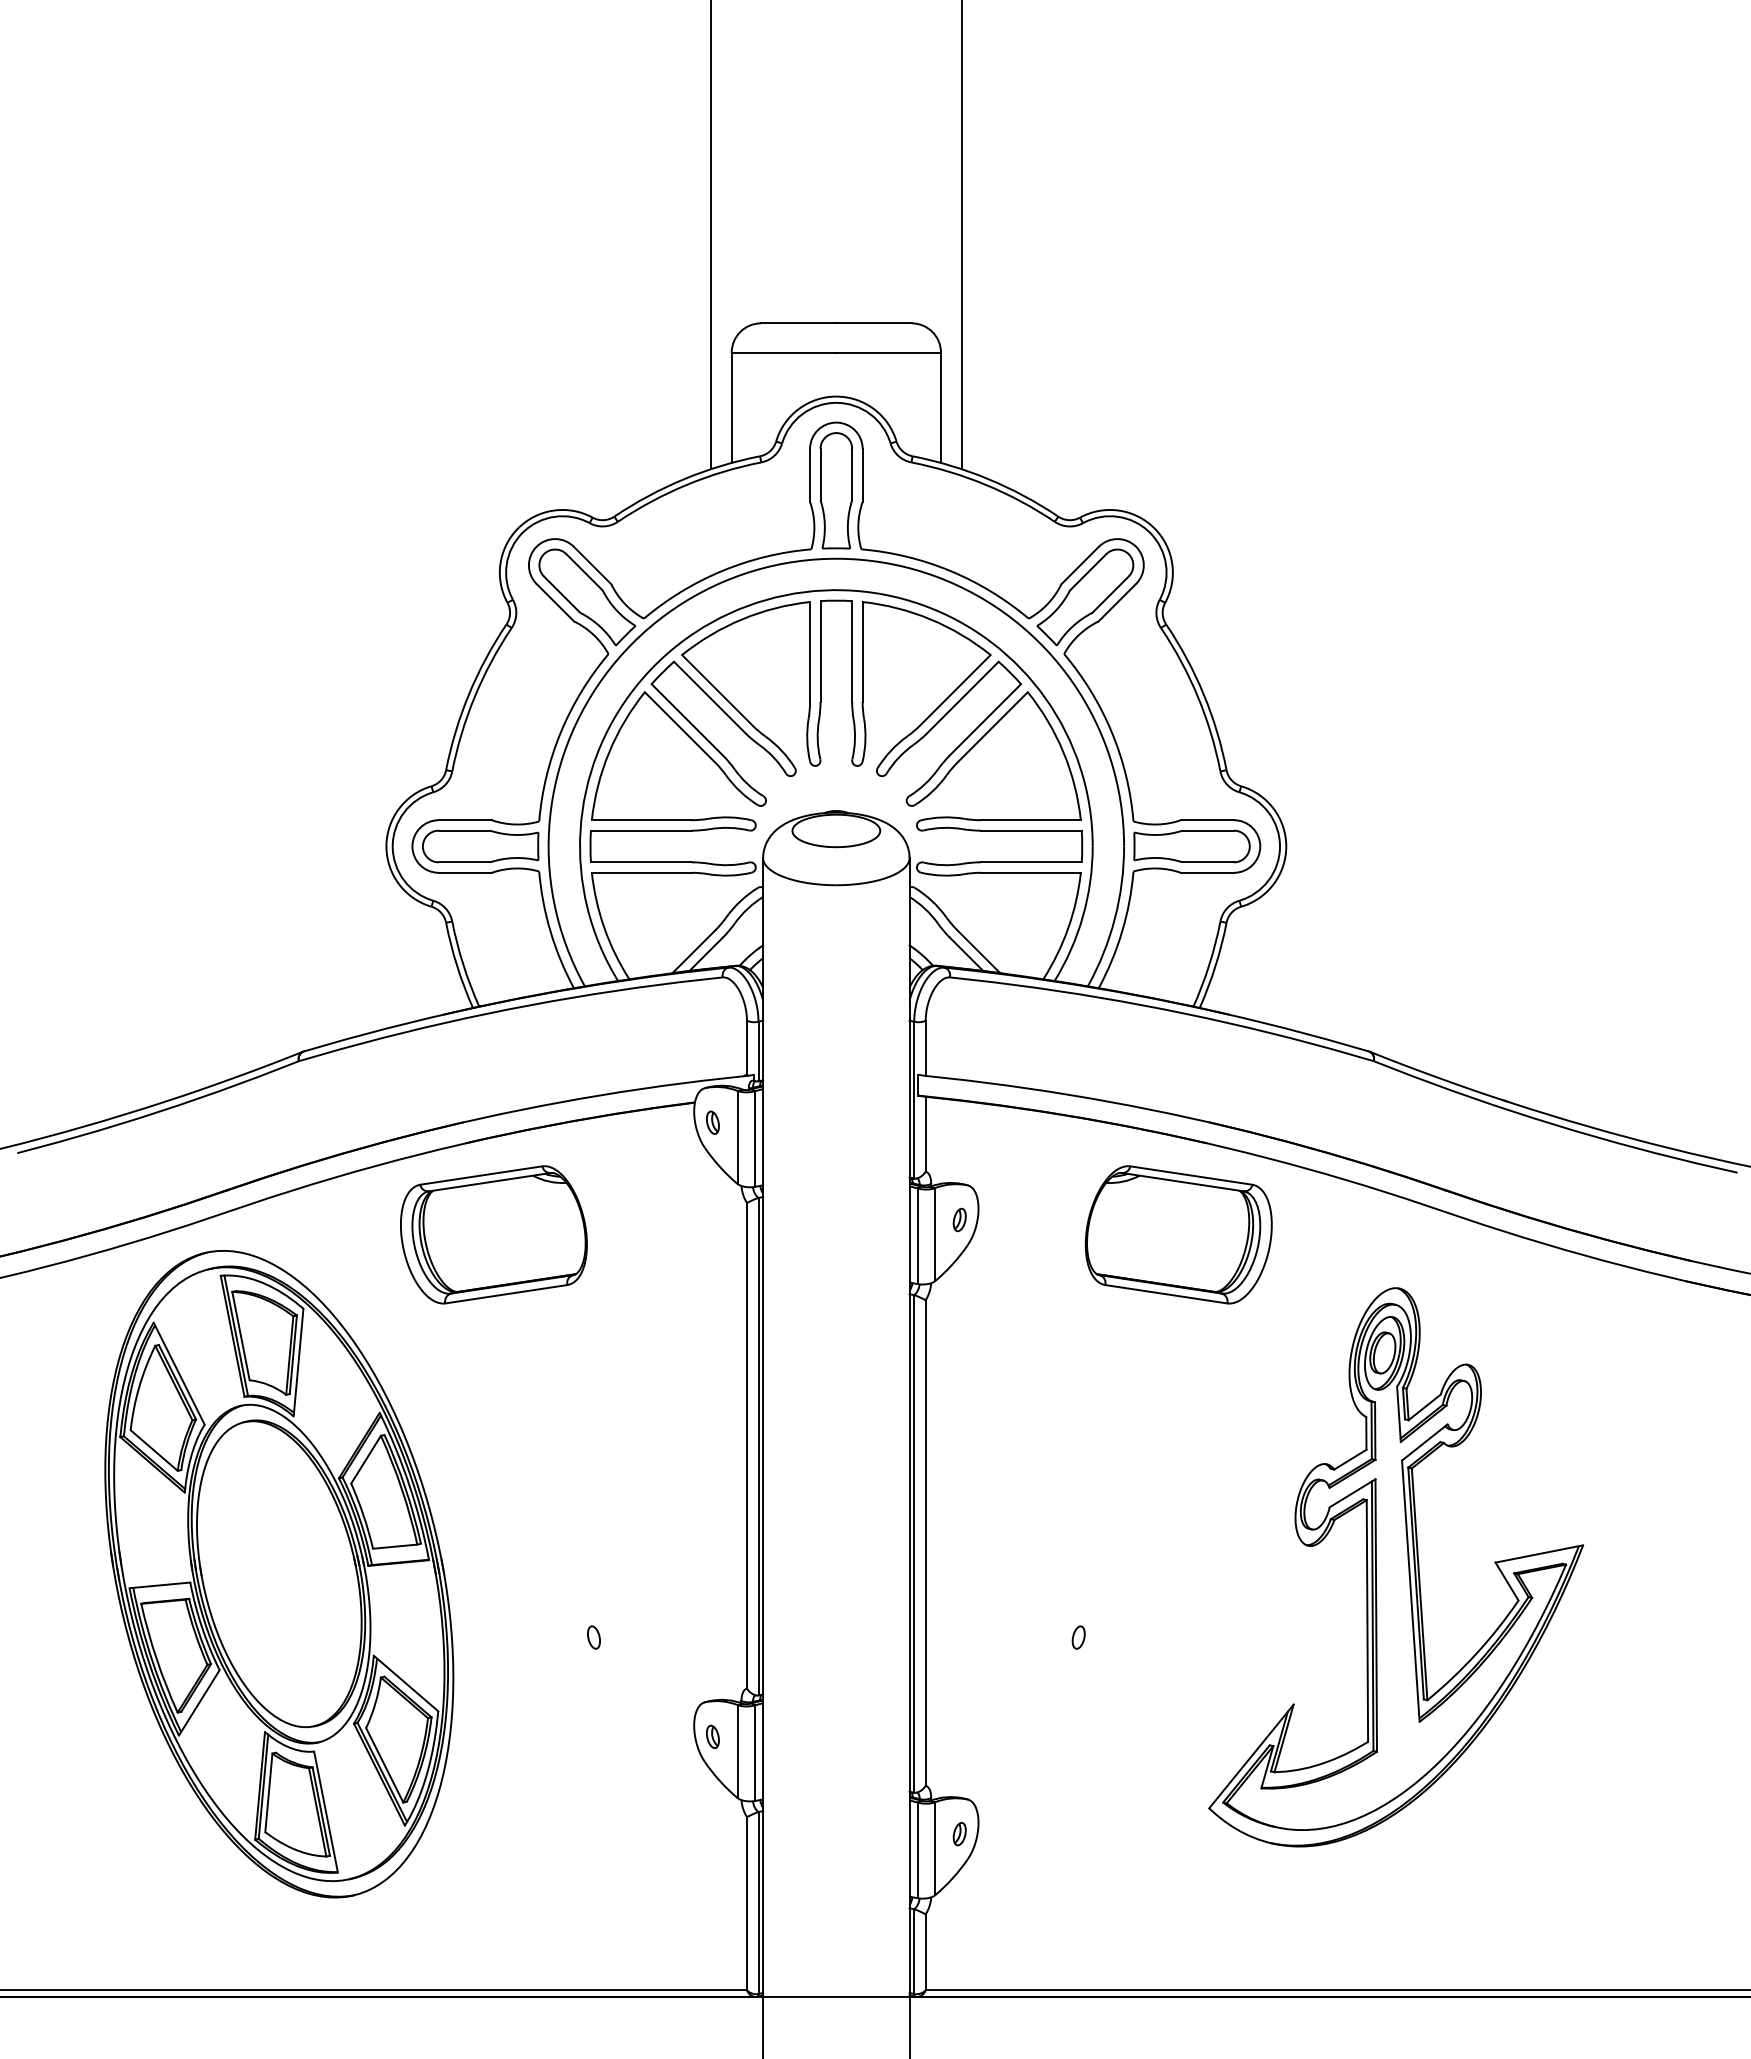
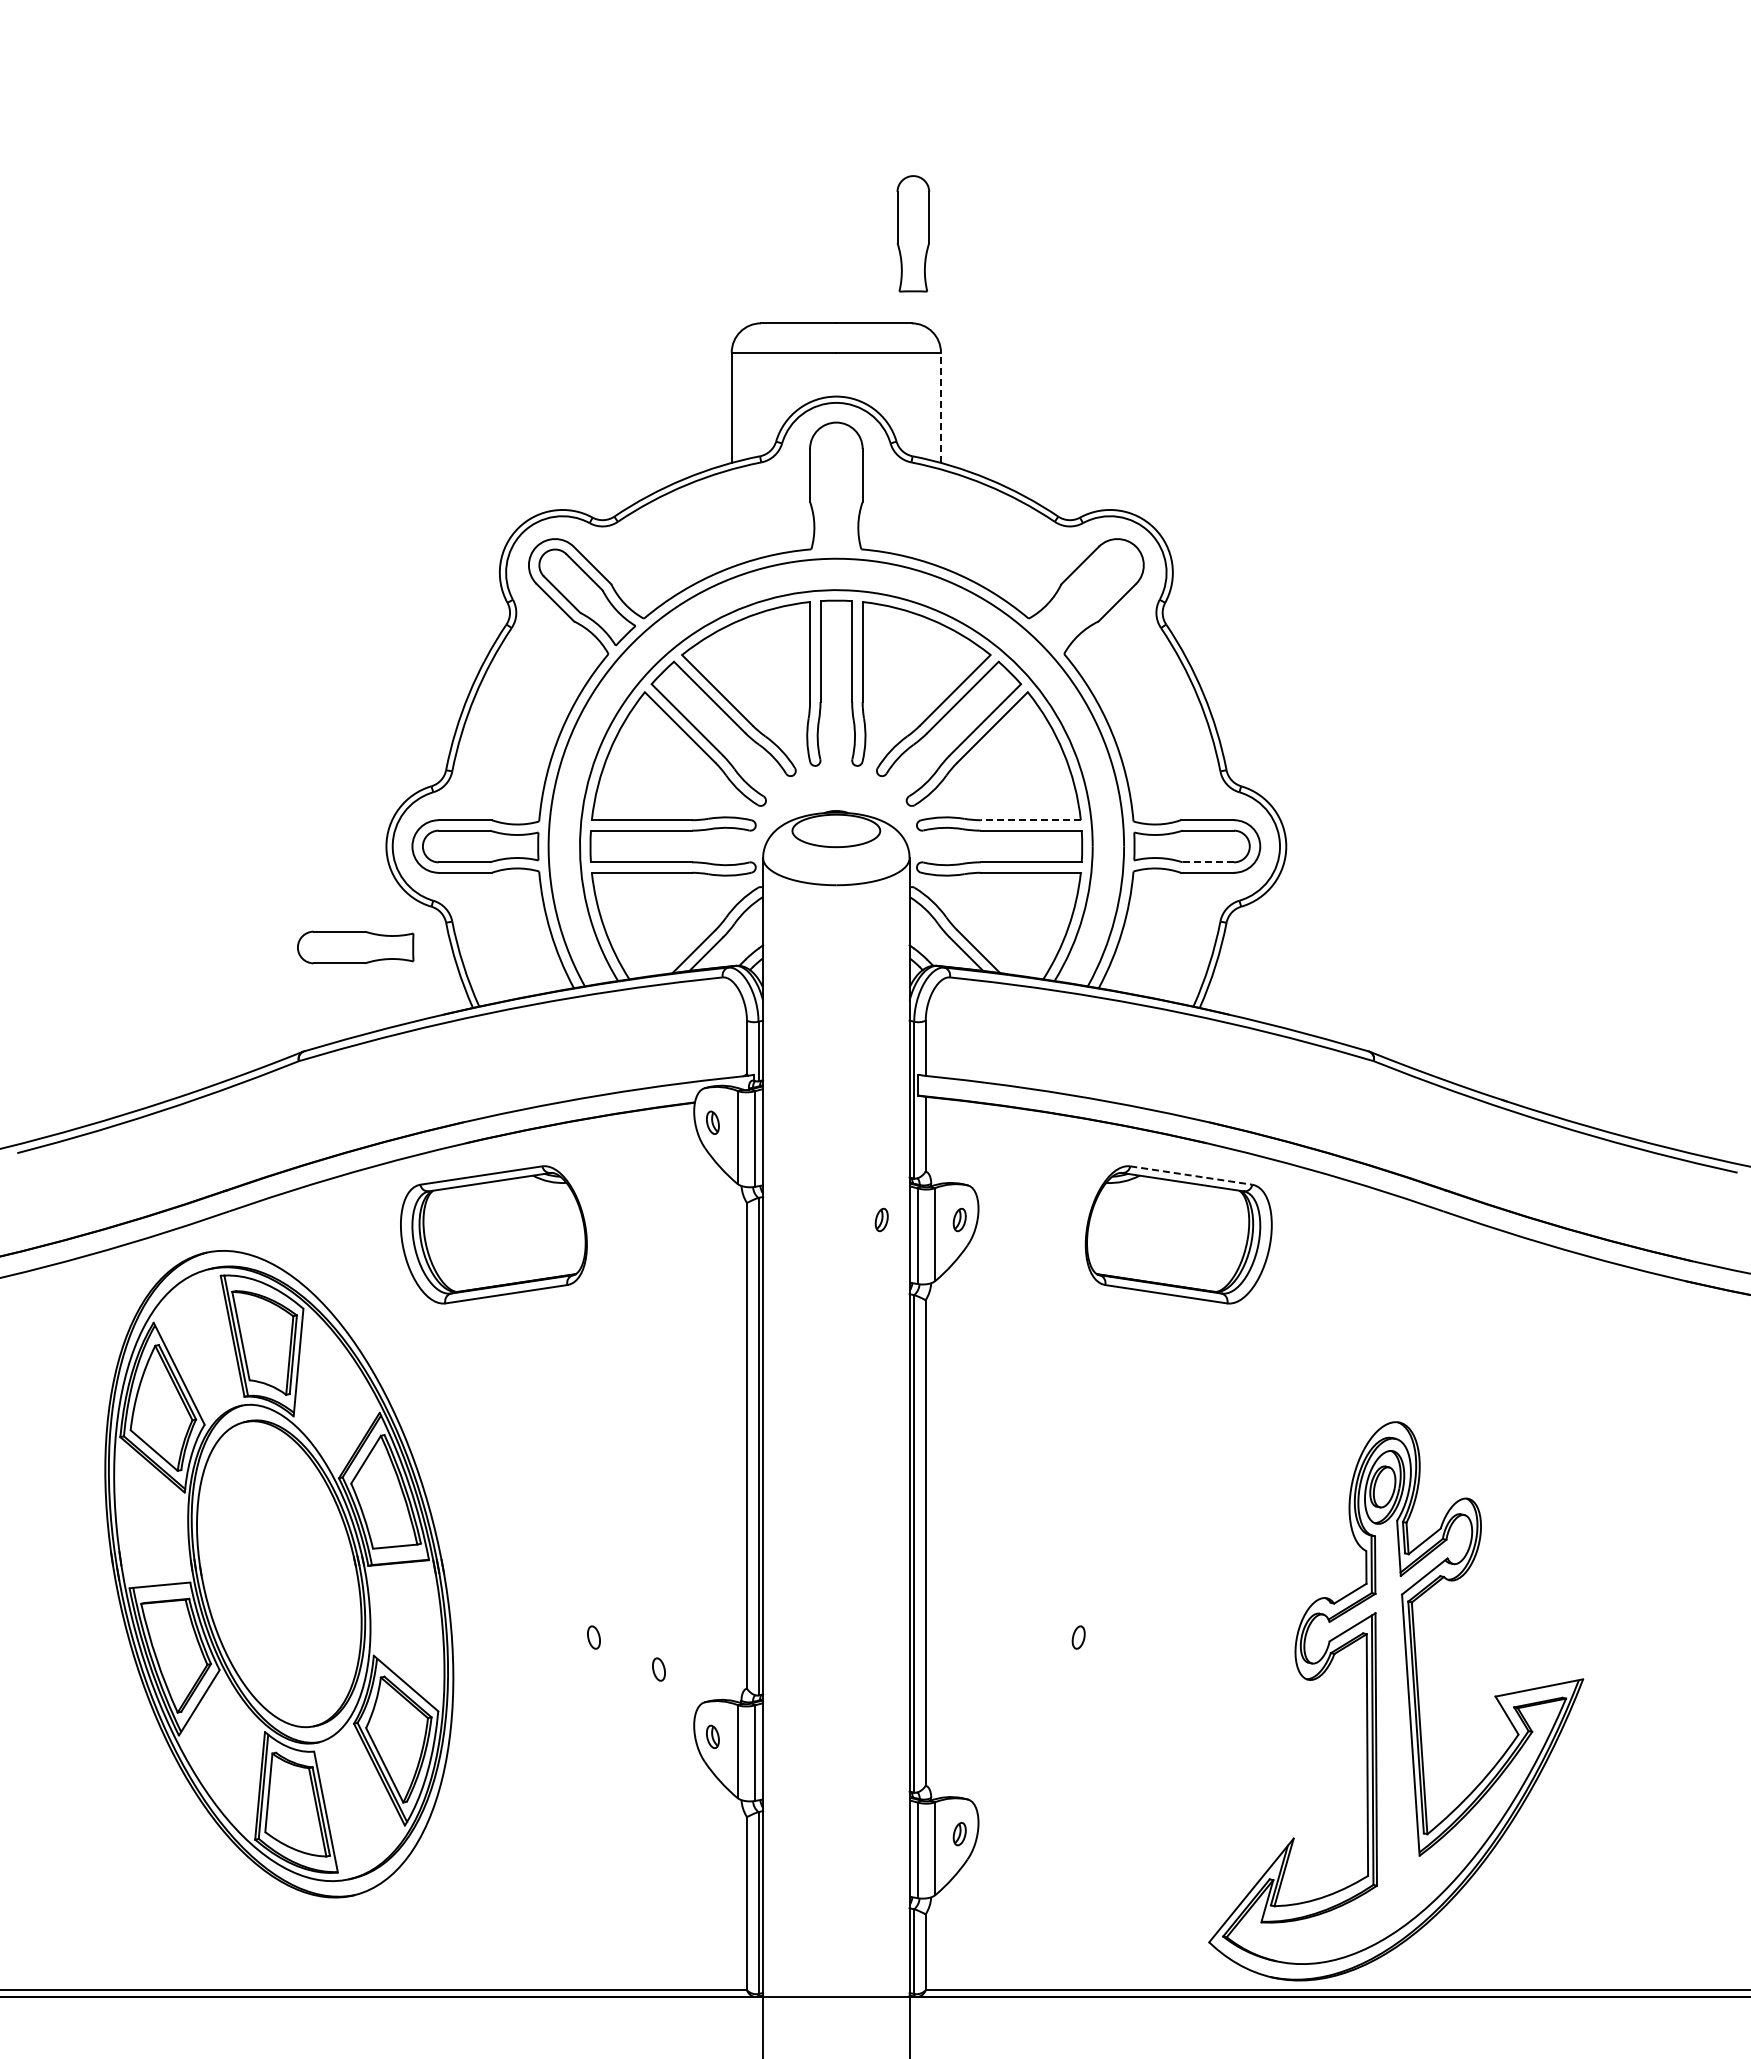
line: present -> none (710, 235)
line: present -> none (961, 235)
line: solid -> dashed (941, 407)
part position: (836, 490) -> (913, 233) (913, 233)
part: present -> none (1085, 597)
line: solid -> dashed (1030, 820)
line: solid -> dashed (1208, 862)
part: none -> present (355, 947)
line: solid -> dashed (1191, 1175)
part: none -> present (881, 1219)
part position: (1396, 1567) -> (1396, 1701) (1396, 1701)
part: none -> present (658, 1669)
